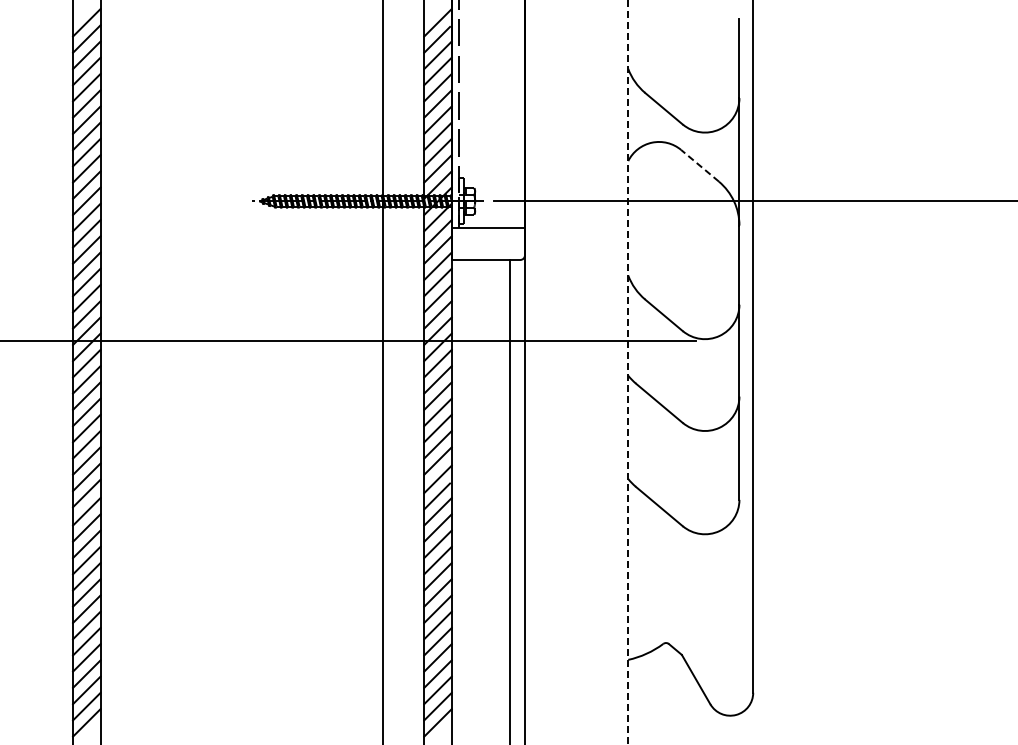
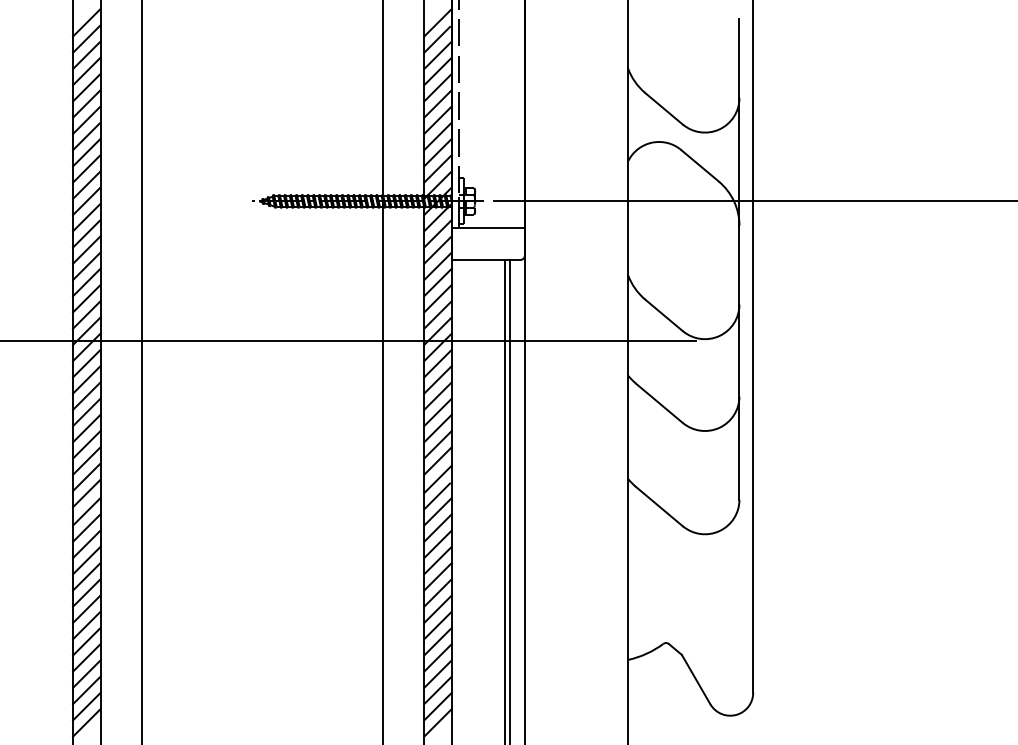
line: dashed -> solid (700, 165)
line: none -> present (141, 371)
line: dashed -> solid (628, 372)
line: none -> present (505, 500)
